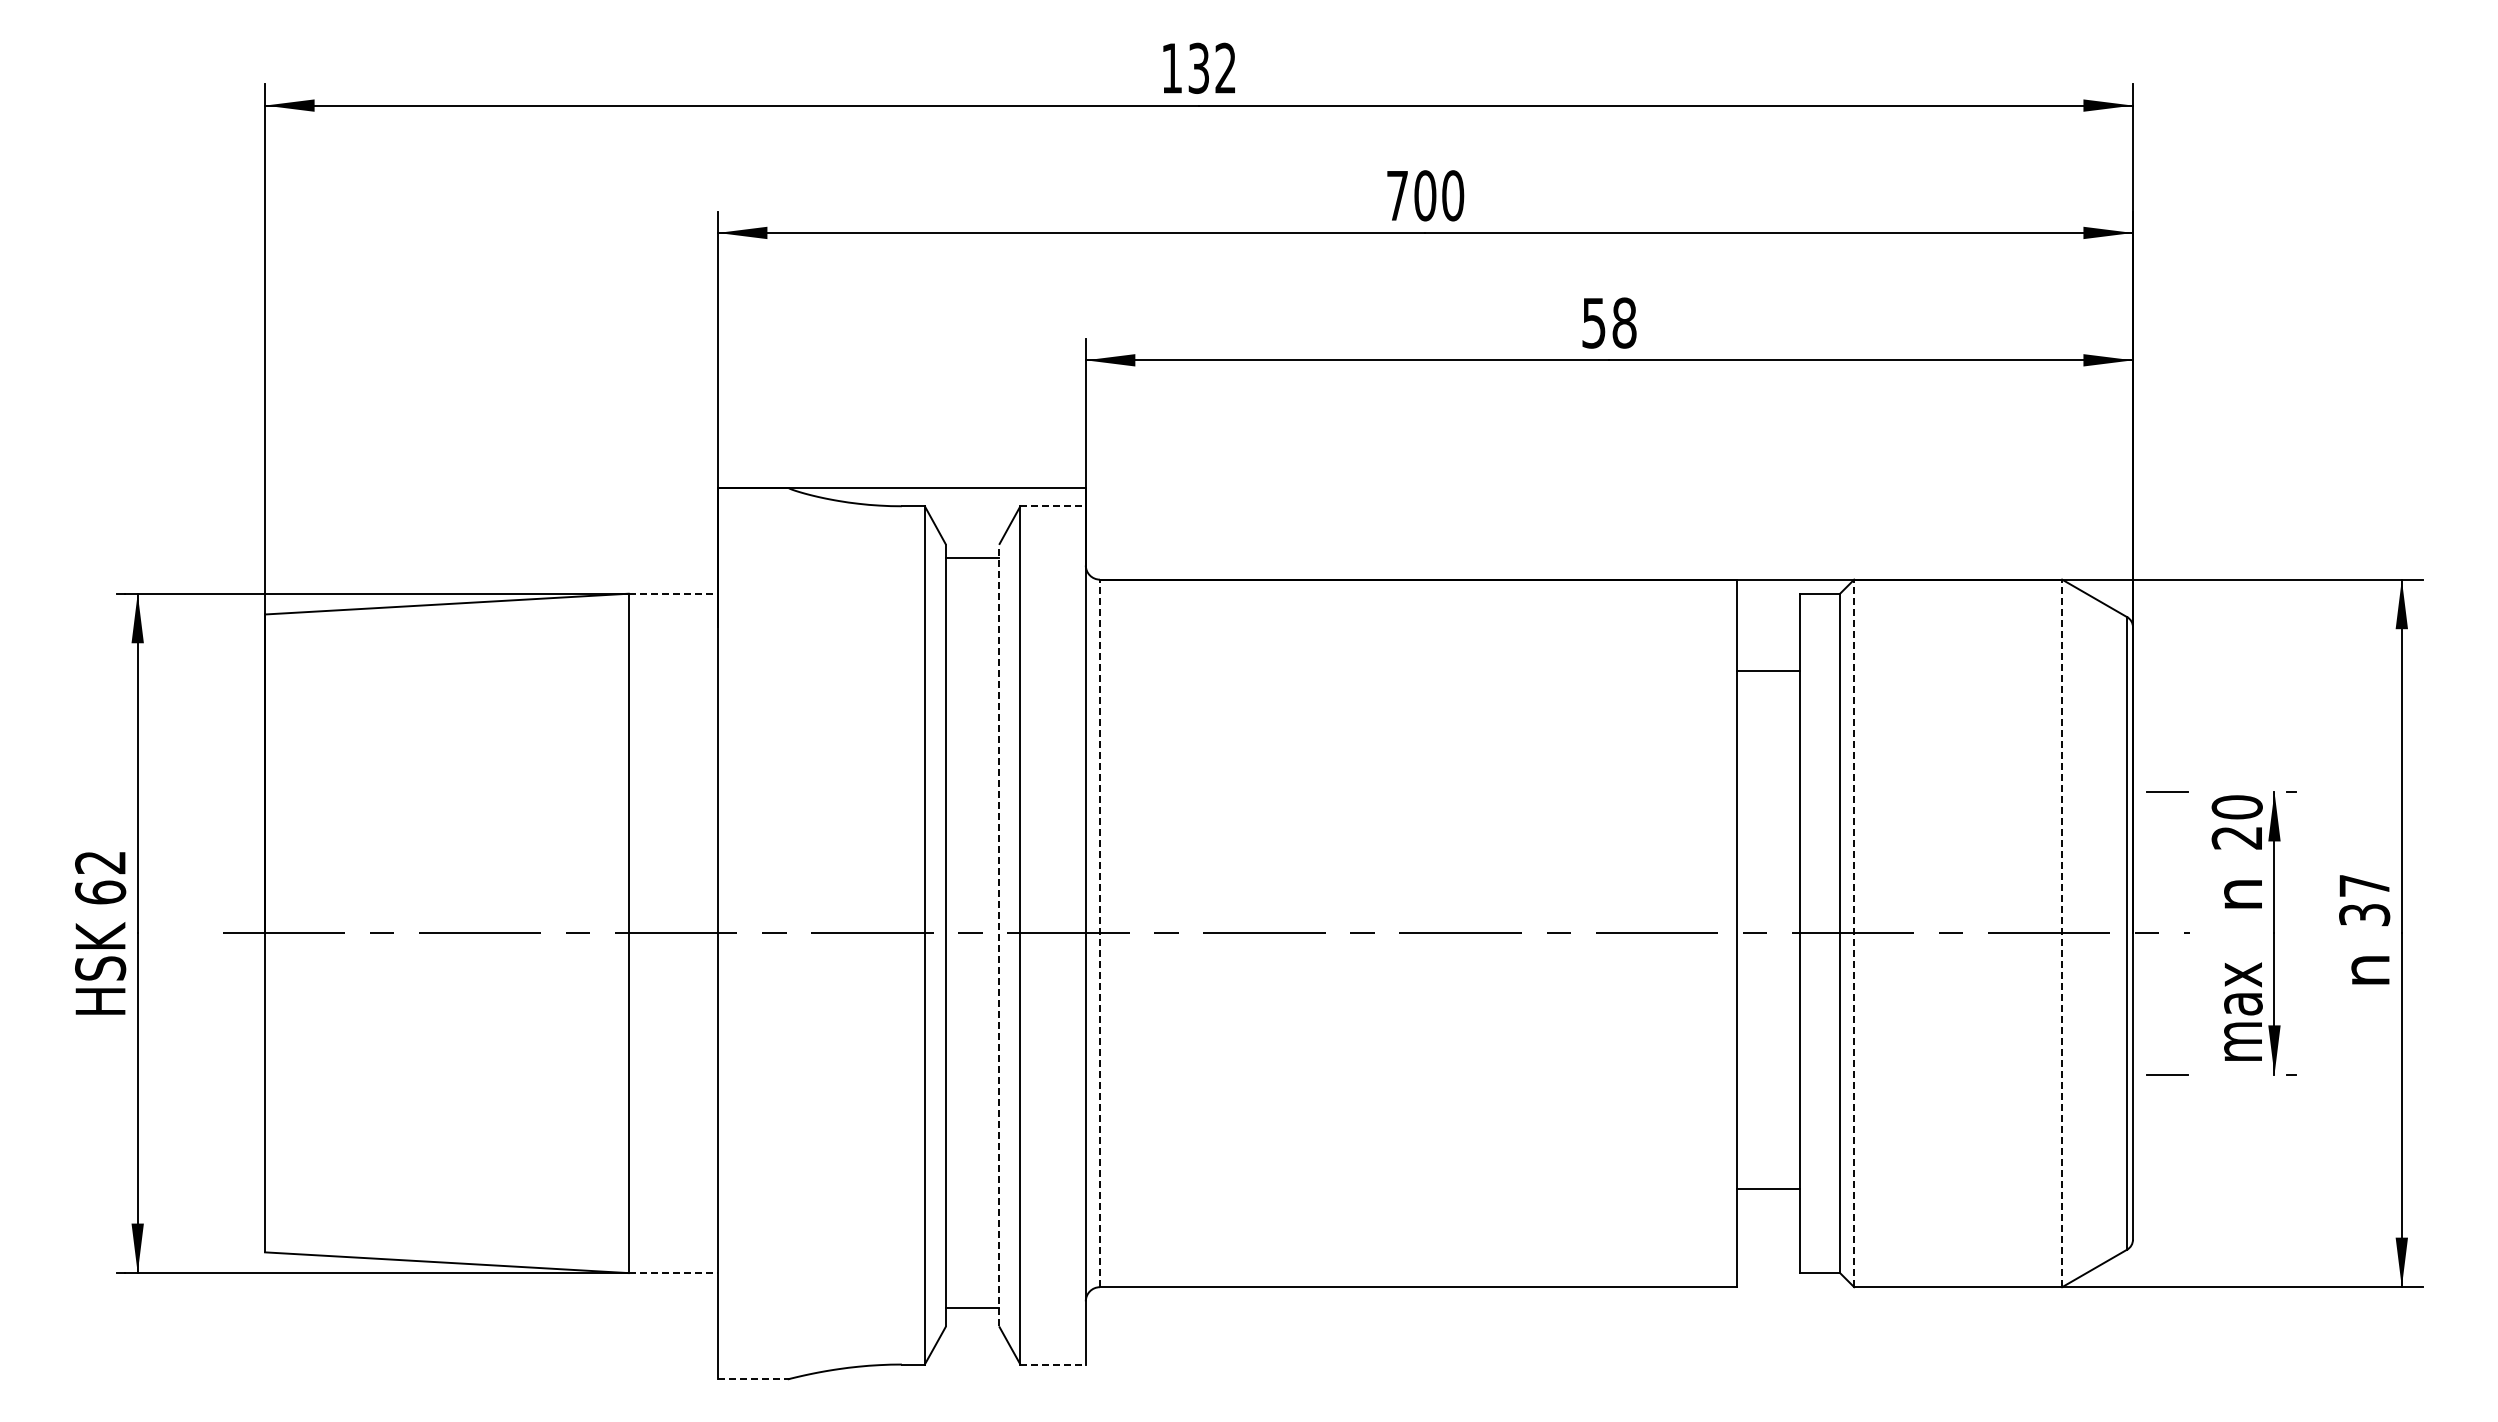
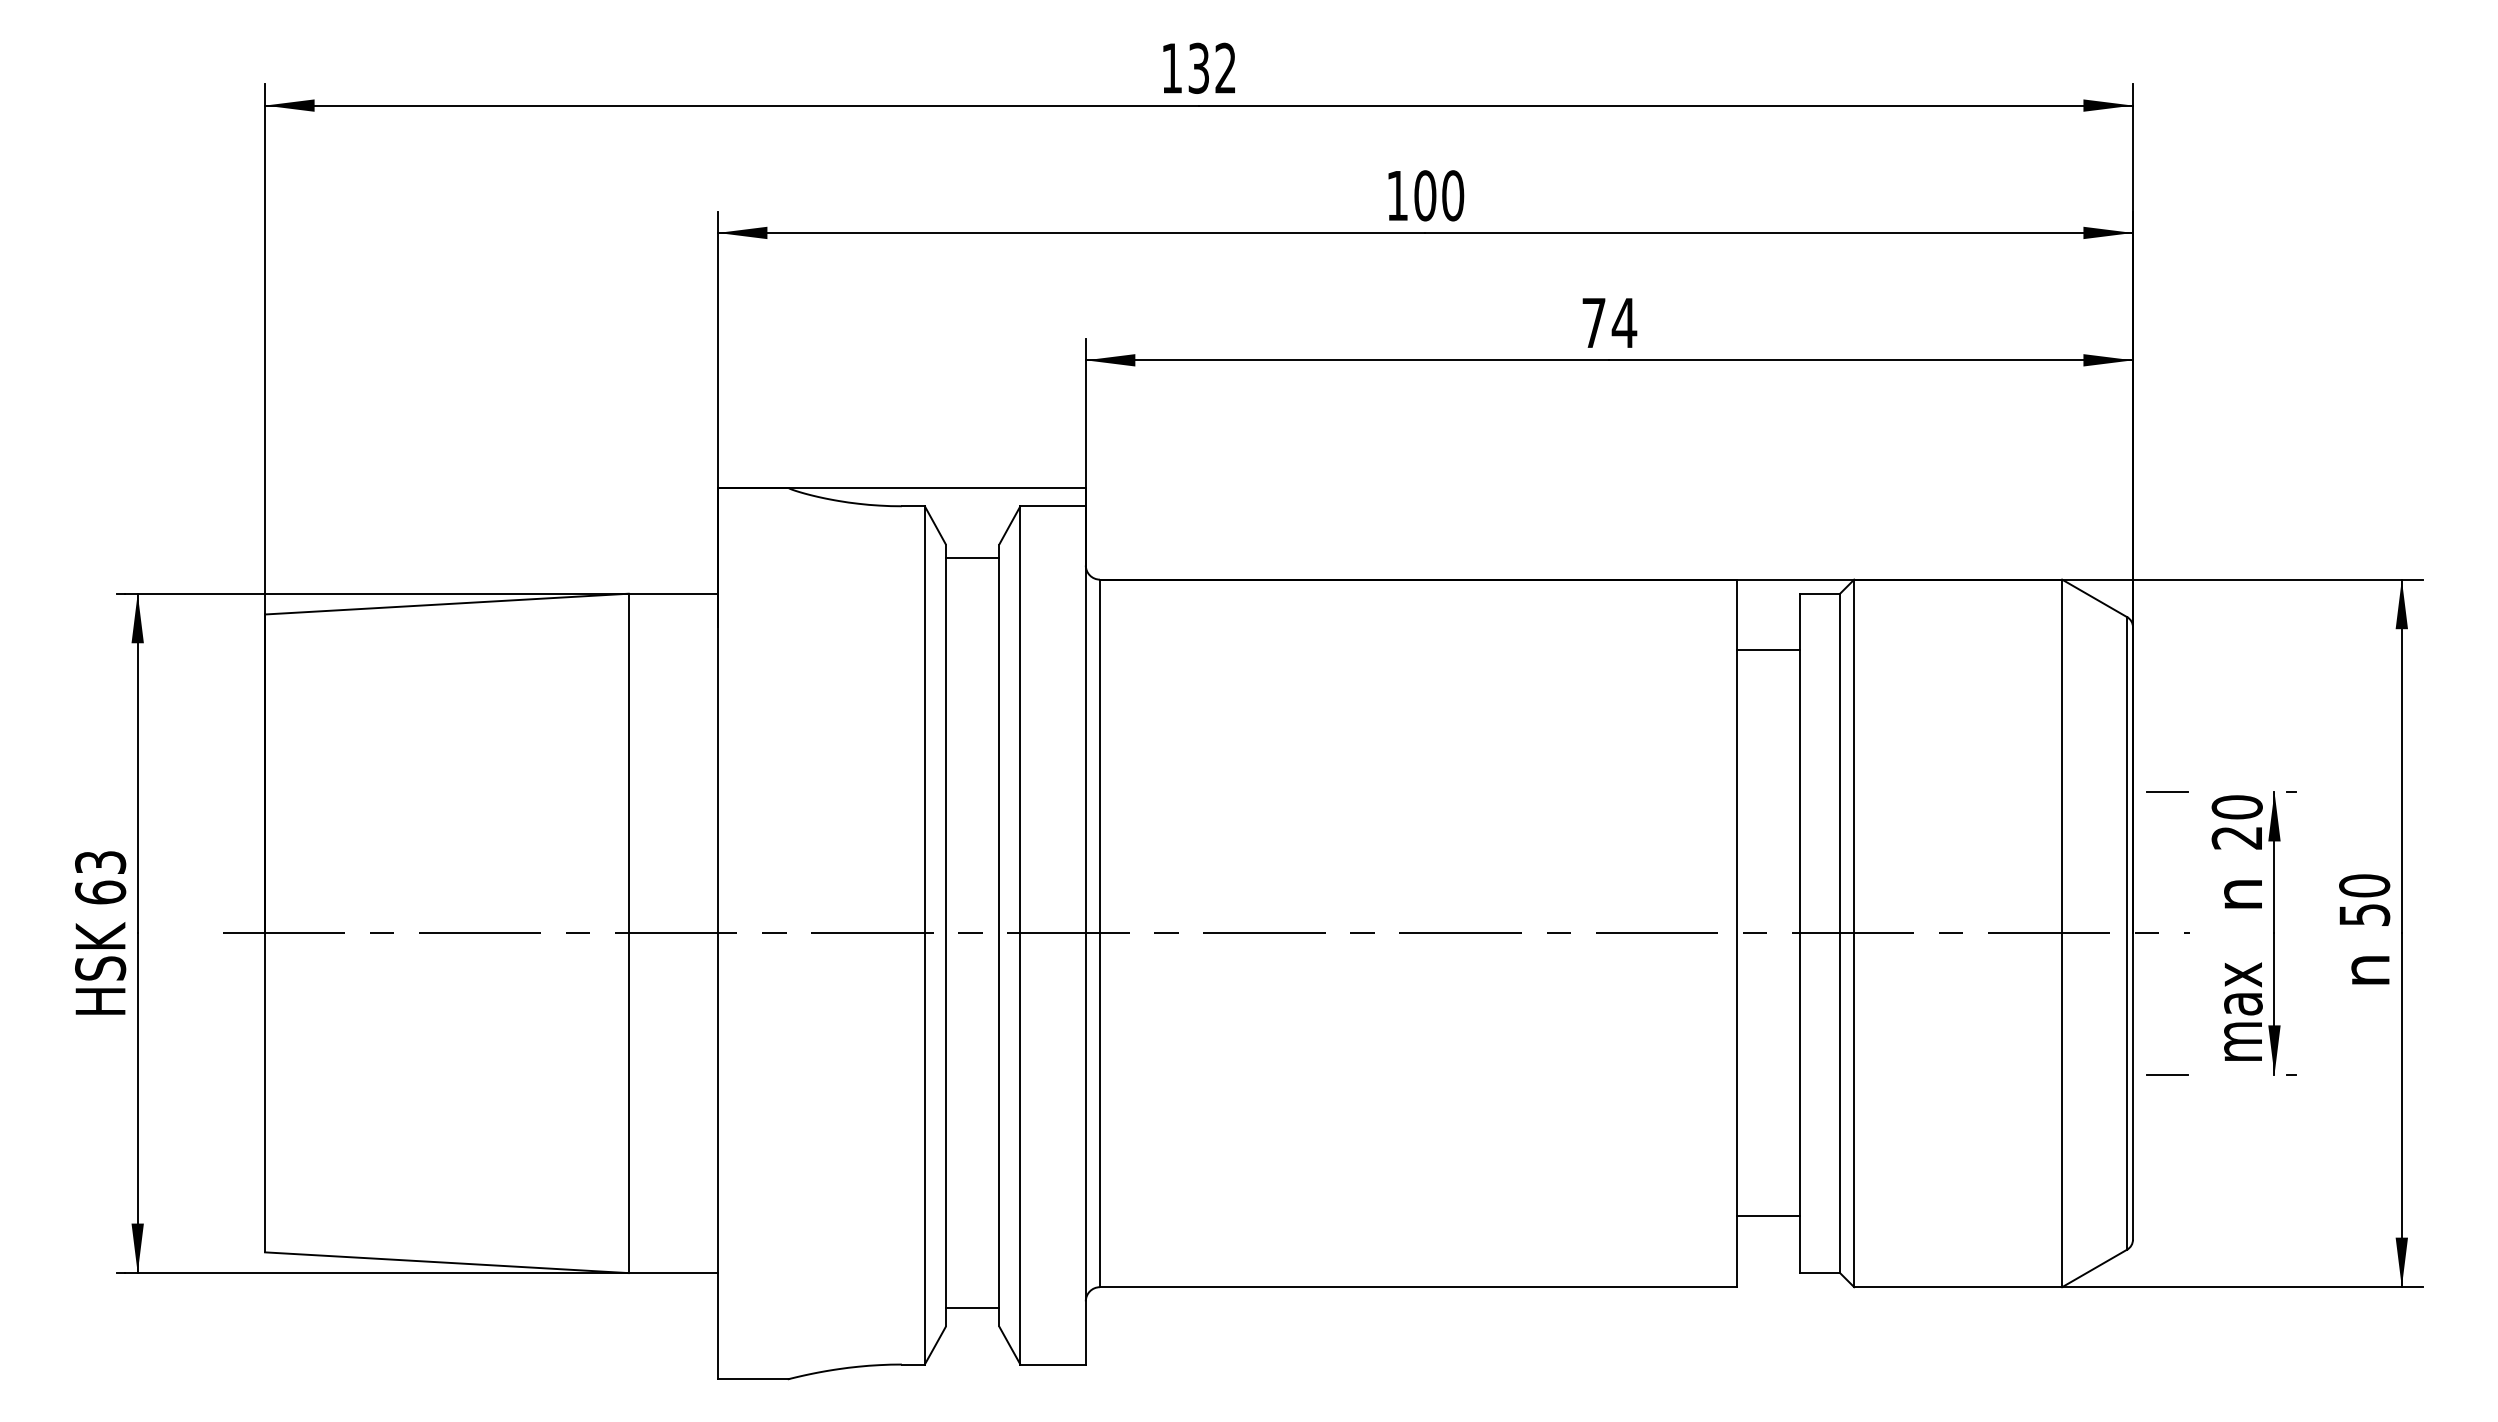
text: 700 -> 100 (1397, 195)
text: 58 -> 74 (1609, 322)
line: dashed -> solid (1053, 506)
line: dashed -> solid (673, 593)
line position: (1768, 671) -> (1768, 650) (1768, 650)
text: 62 -> 63 (100, 862)
text: 37 -> 50 (2364, 899)
line: dashed -> solid (1099, 933)
line: dashed -> solid (1854, 933)
line: dashed -> solid (2062, 933)
line: dashed -> solid (999, 935)
line position: (1768, 1189) -> (1768, 1216) (1768, 1216)
line: dashed -> solid (673, 1273)
line: dashed -> solid (1053, 1364)
line: dashed -> solid (753, 1379)
